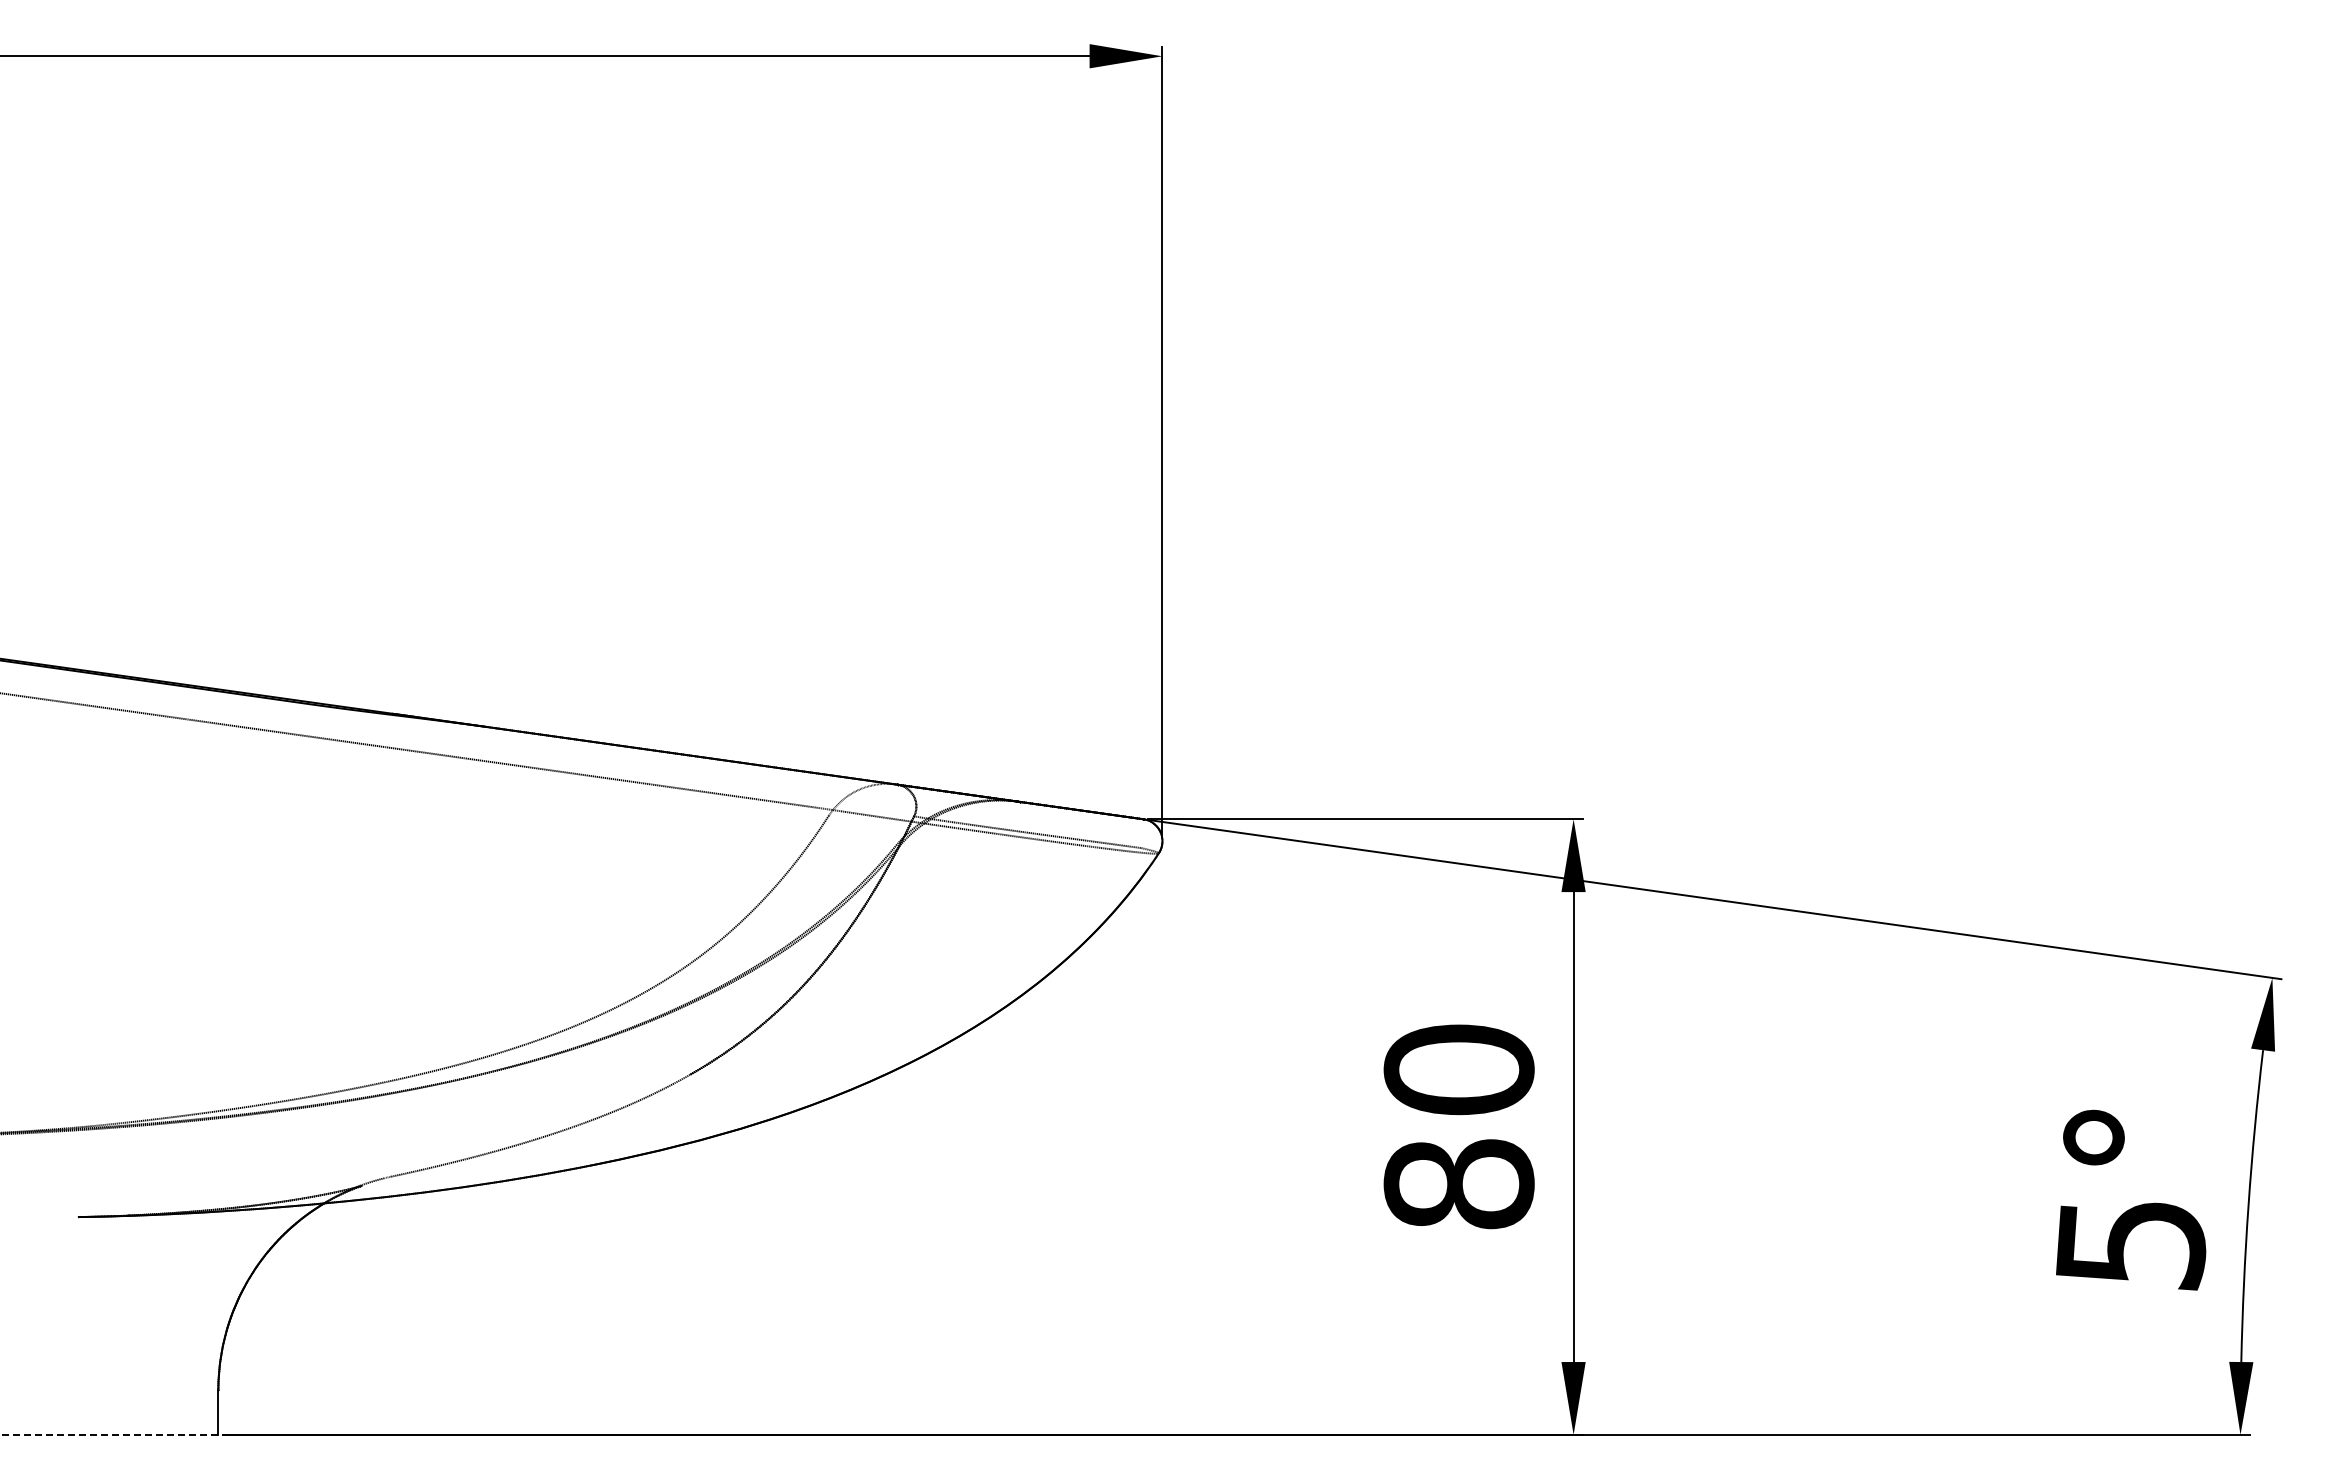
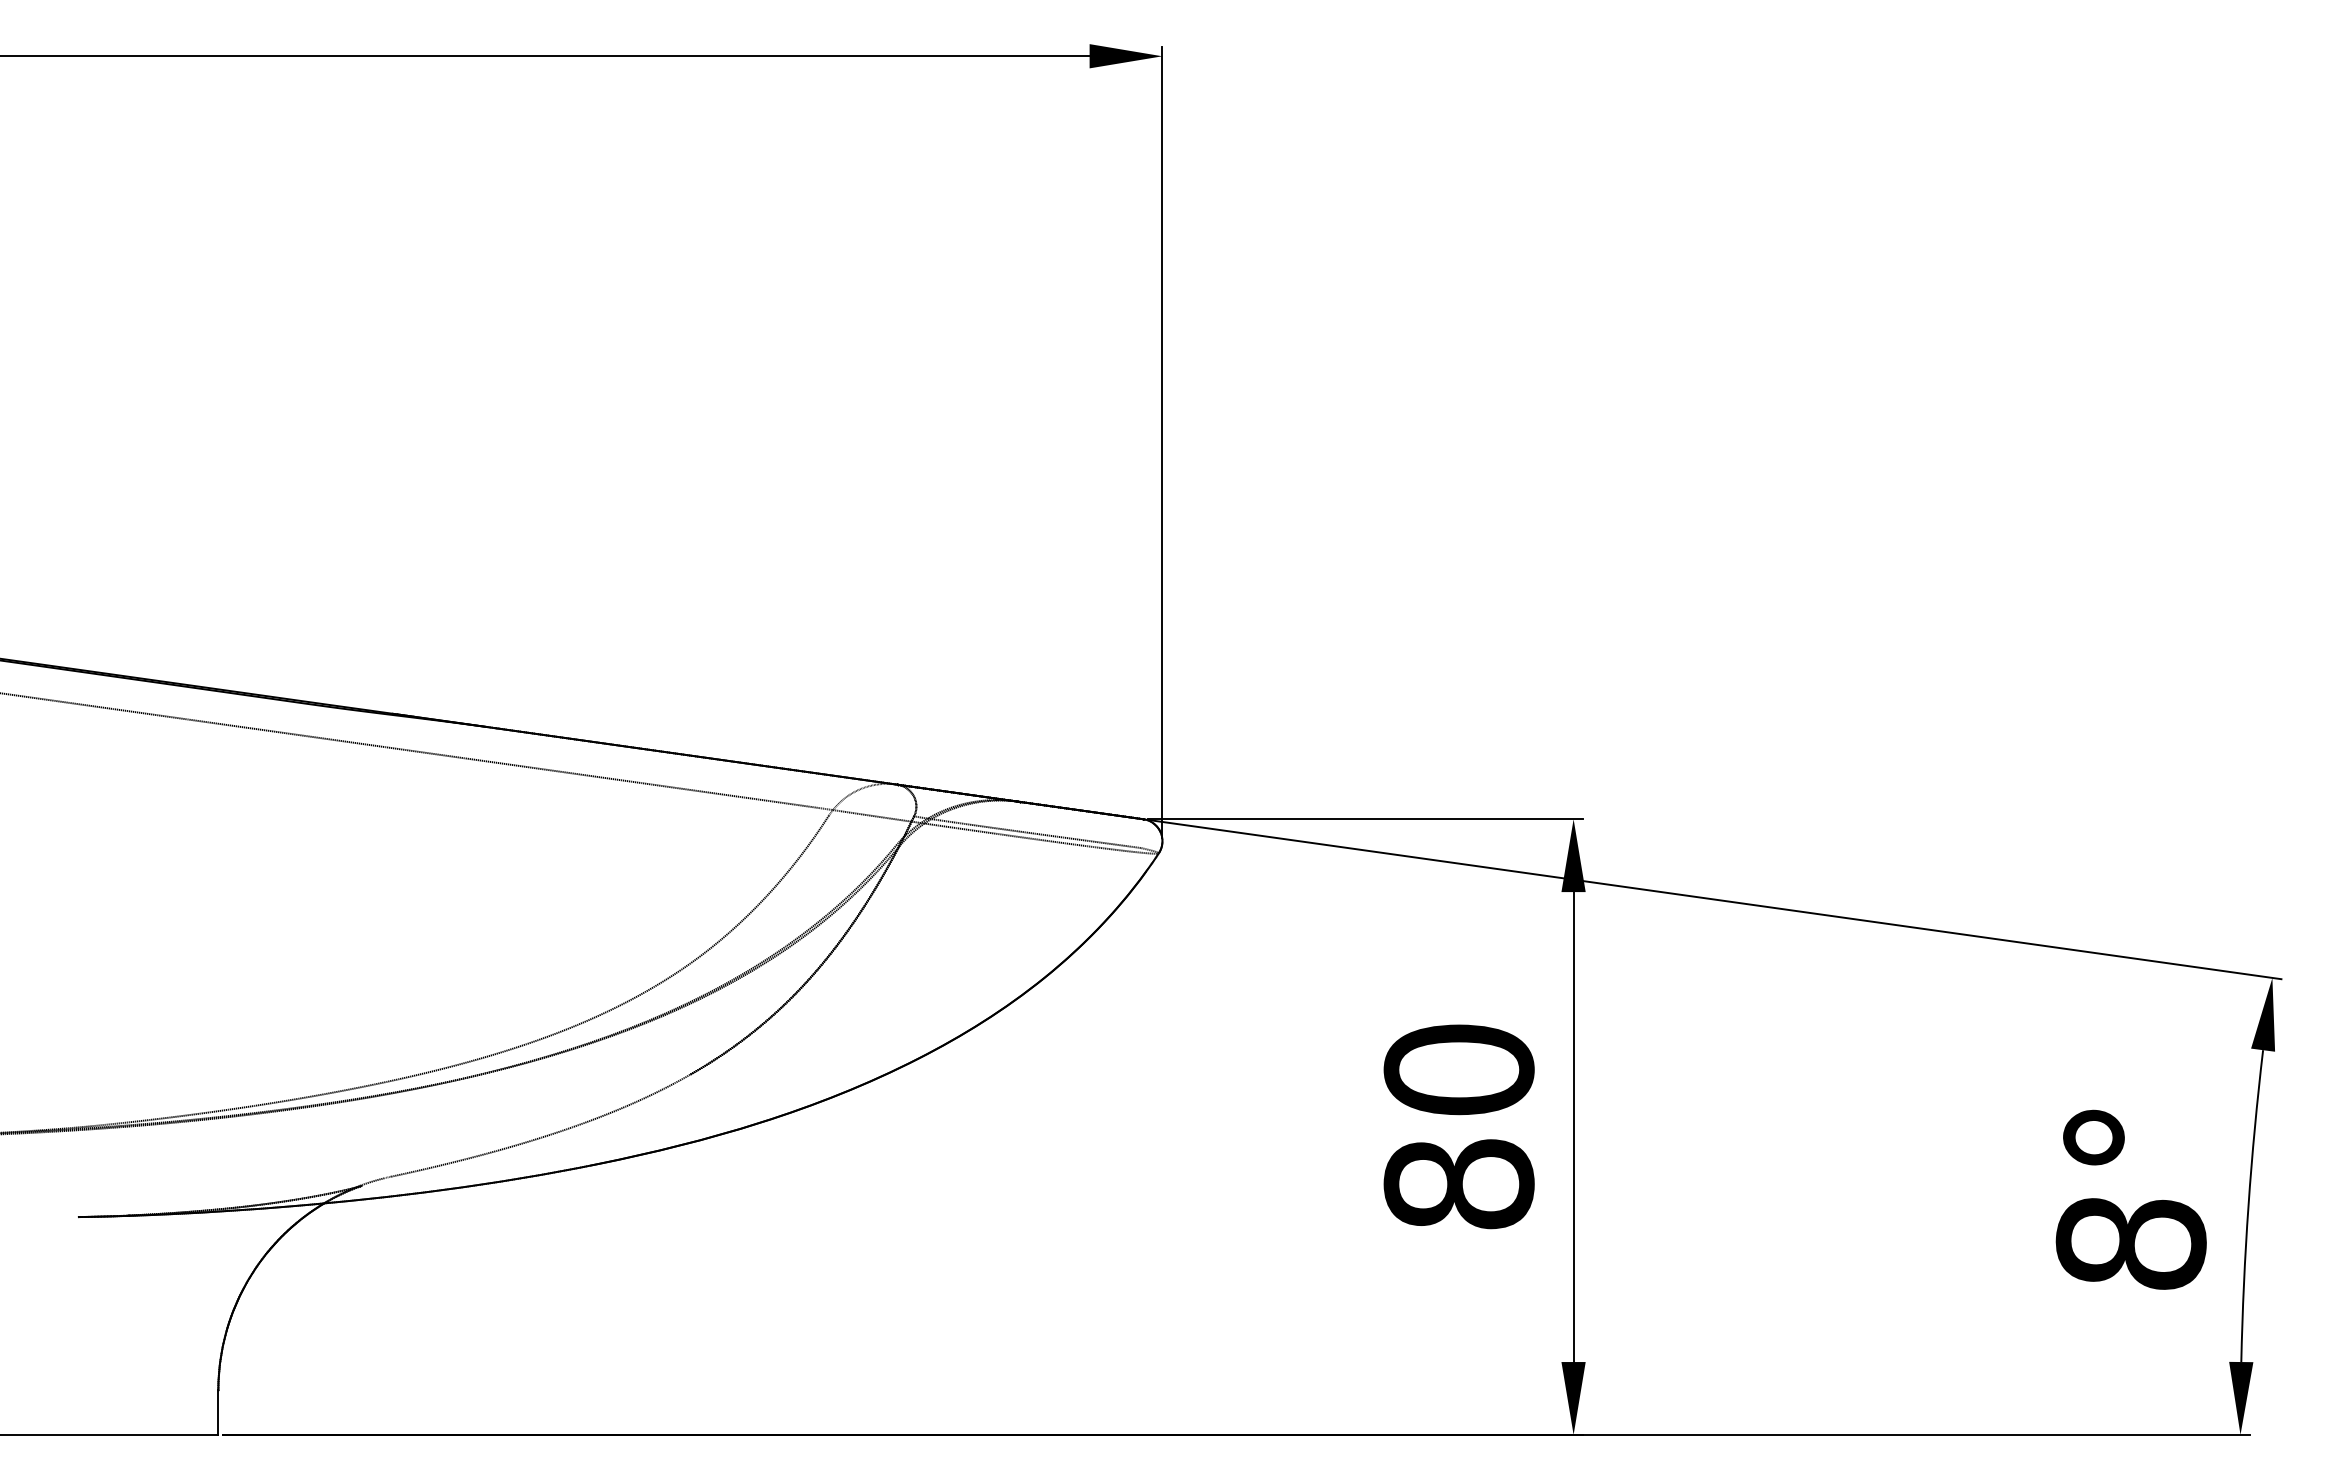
text: 5° -> 8° (2130, 1244)
line: dashed -> solid (109, 1434)
